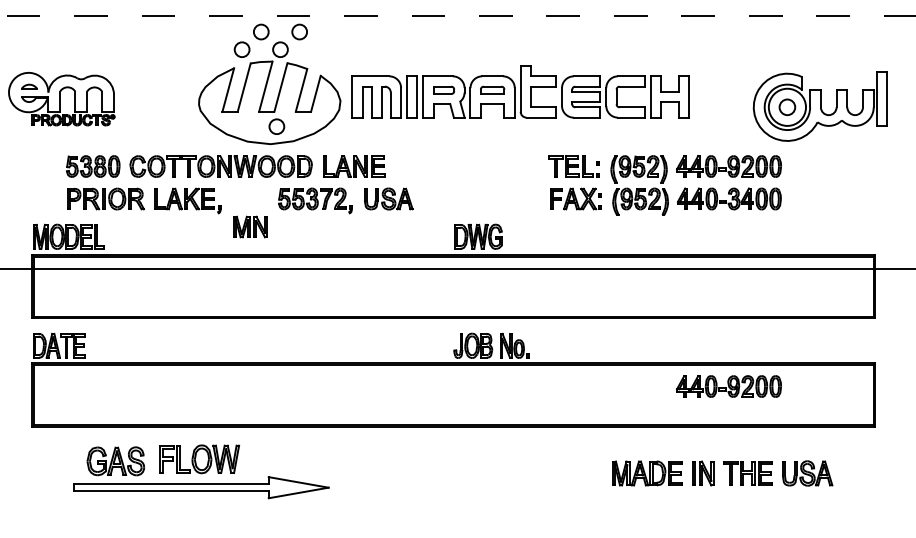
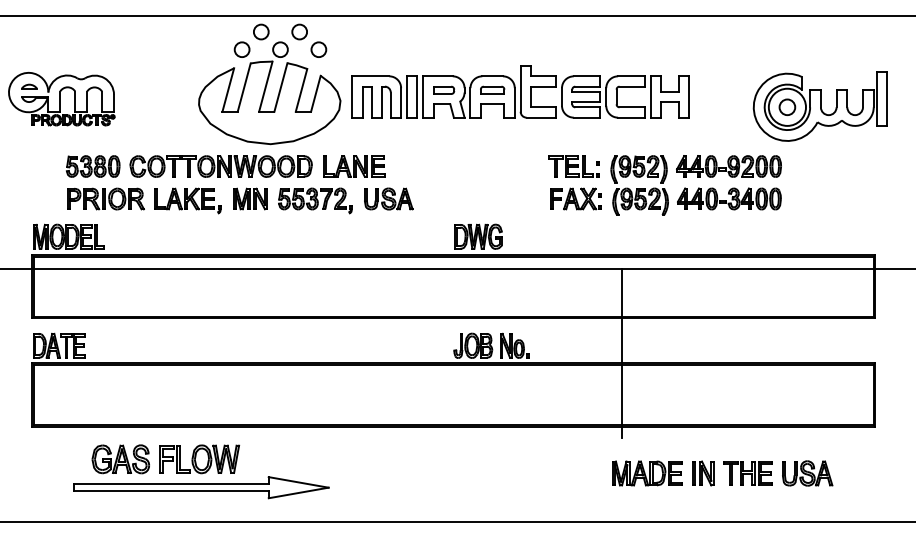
line: dashed -> solid (457, 15)
circle position: (276, 126) -> (318, 49) (318, 49)
part position: (250, 226) -> (250, 198) (250, 198)
line: none -> present (622, 353)
part: present -> none (728, 386)
part position: (115, 461) -> (120, 459) (120, 459)
line: none -> present (457, 522)
